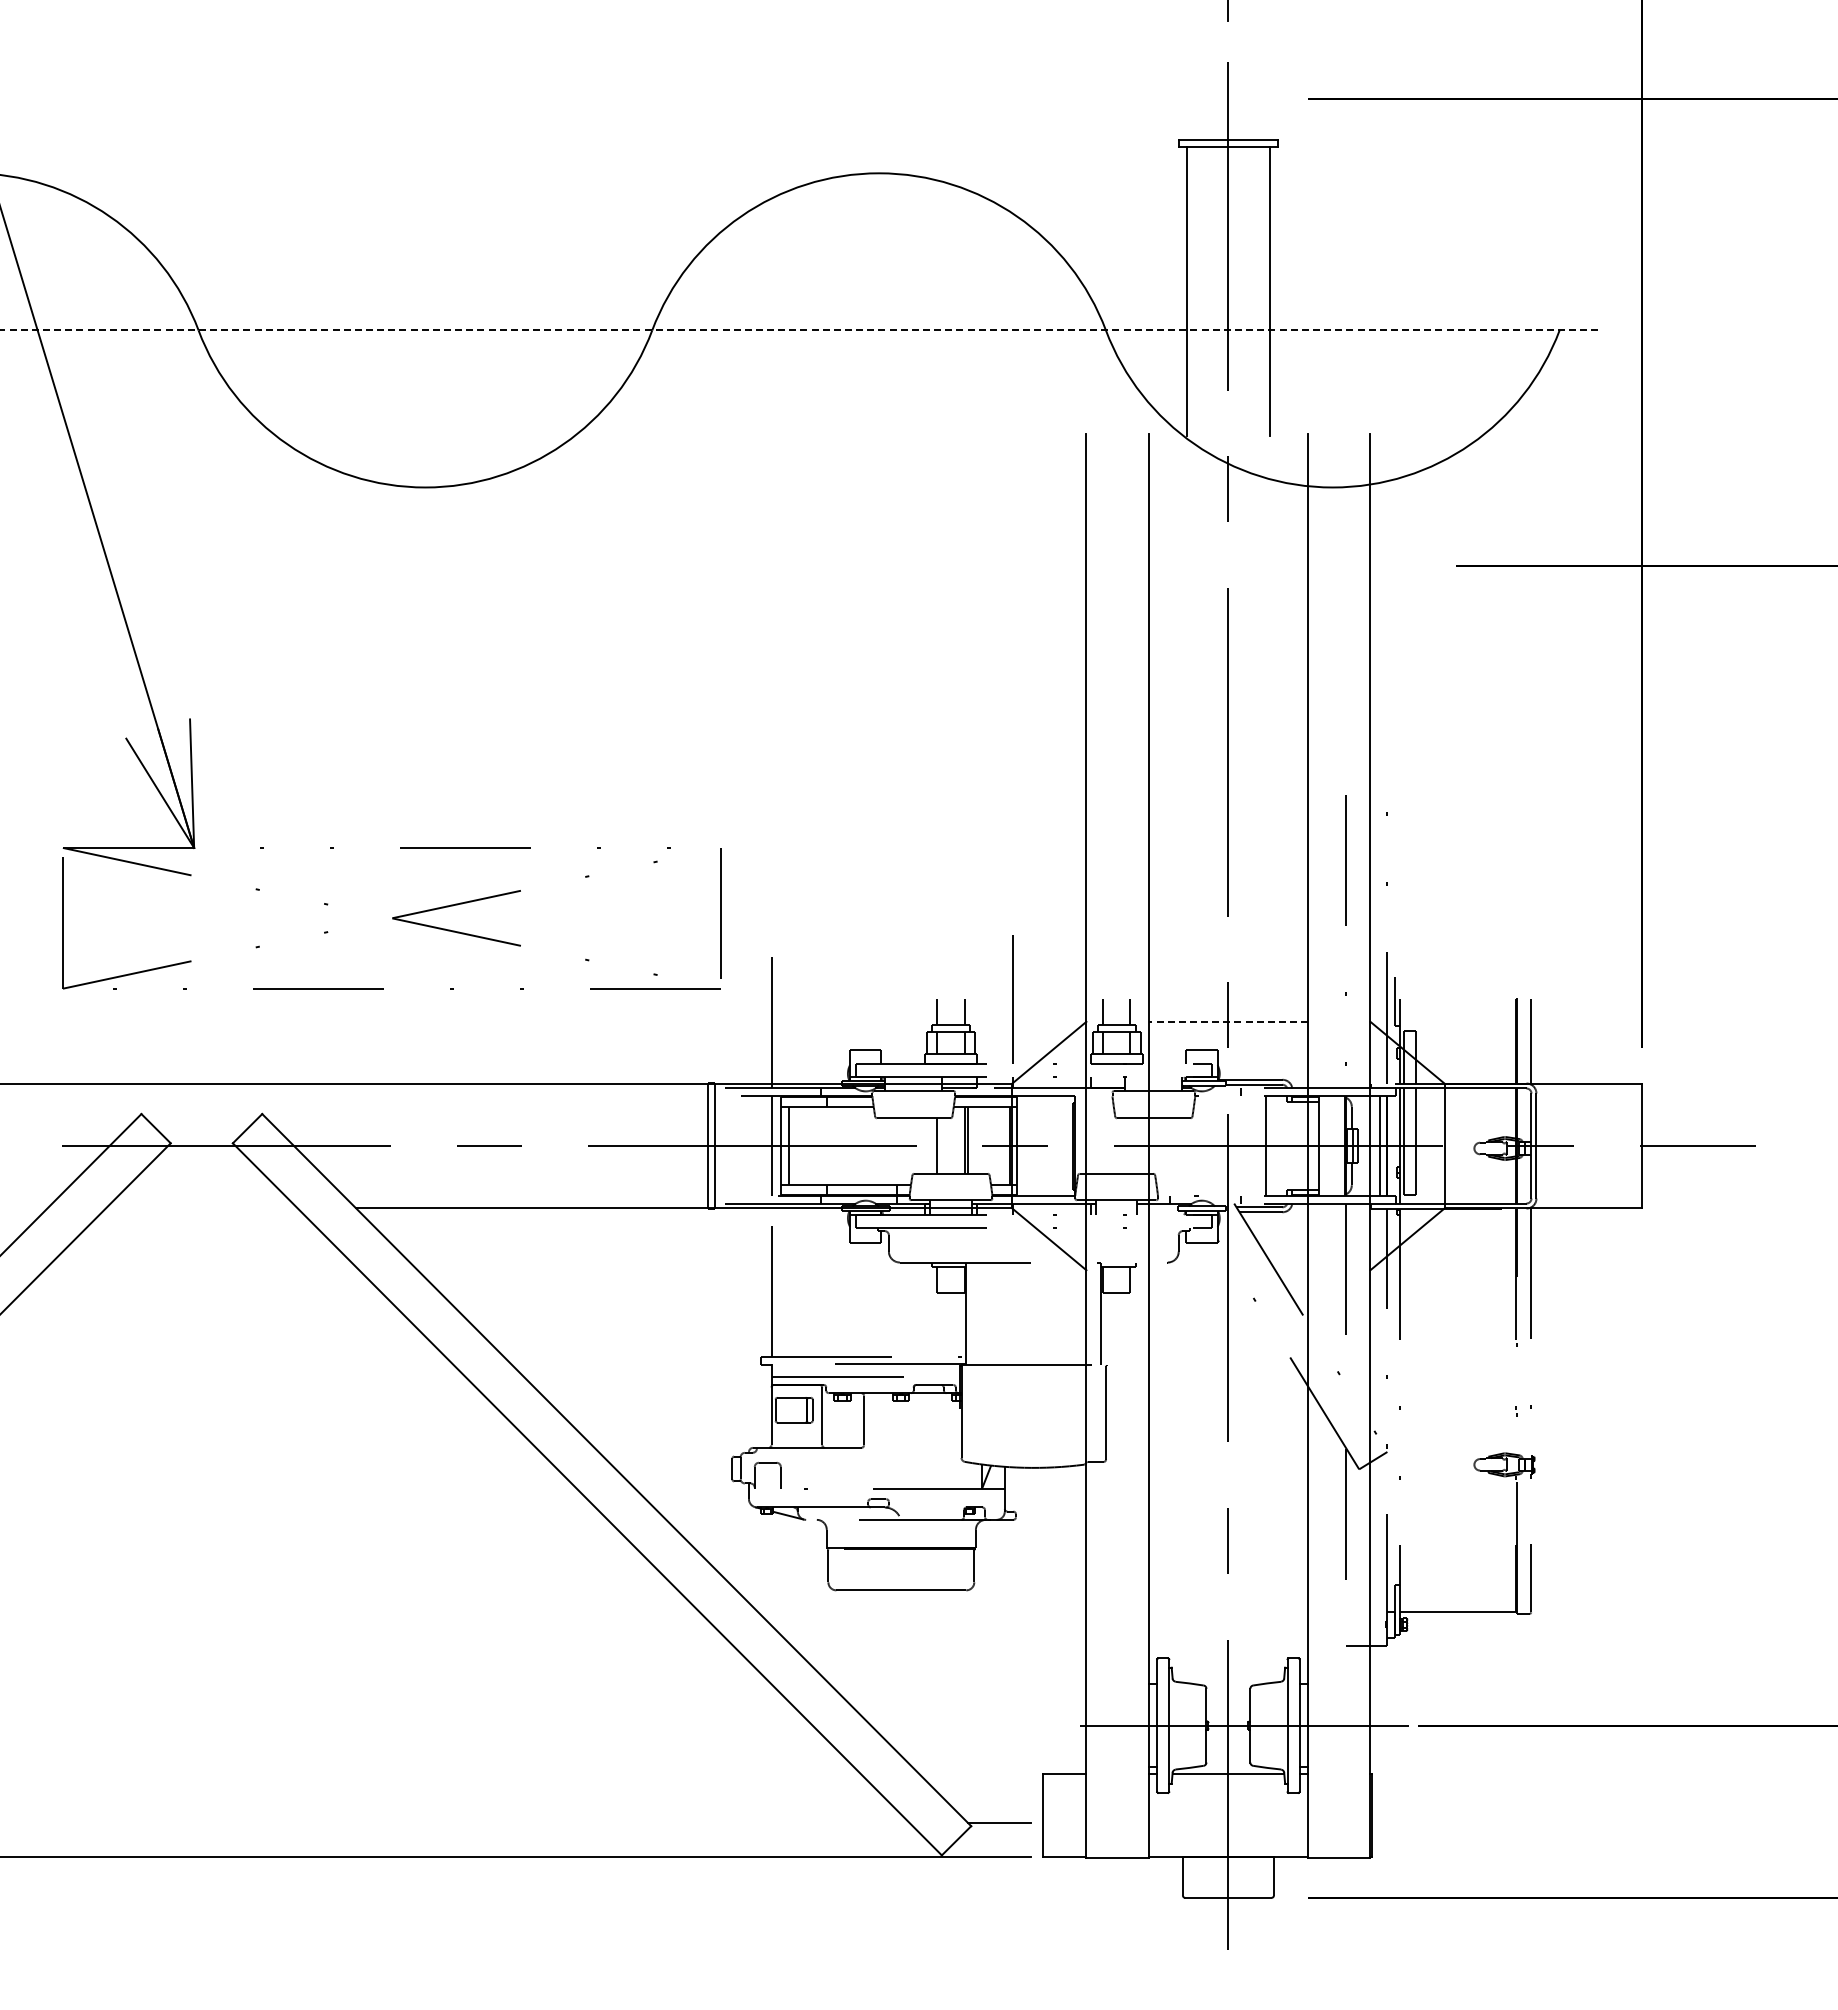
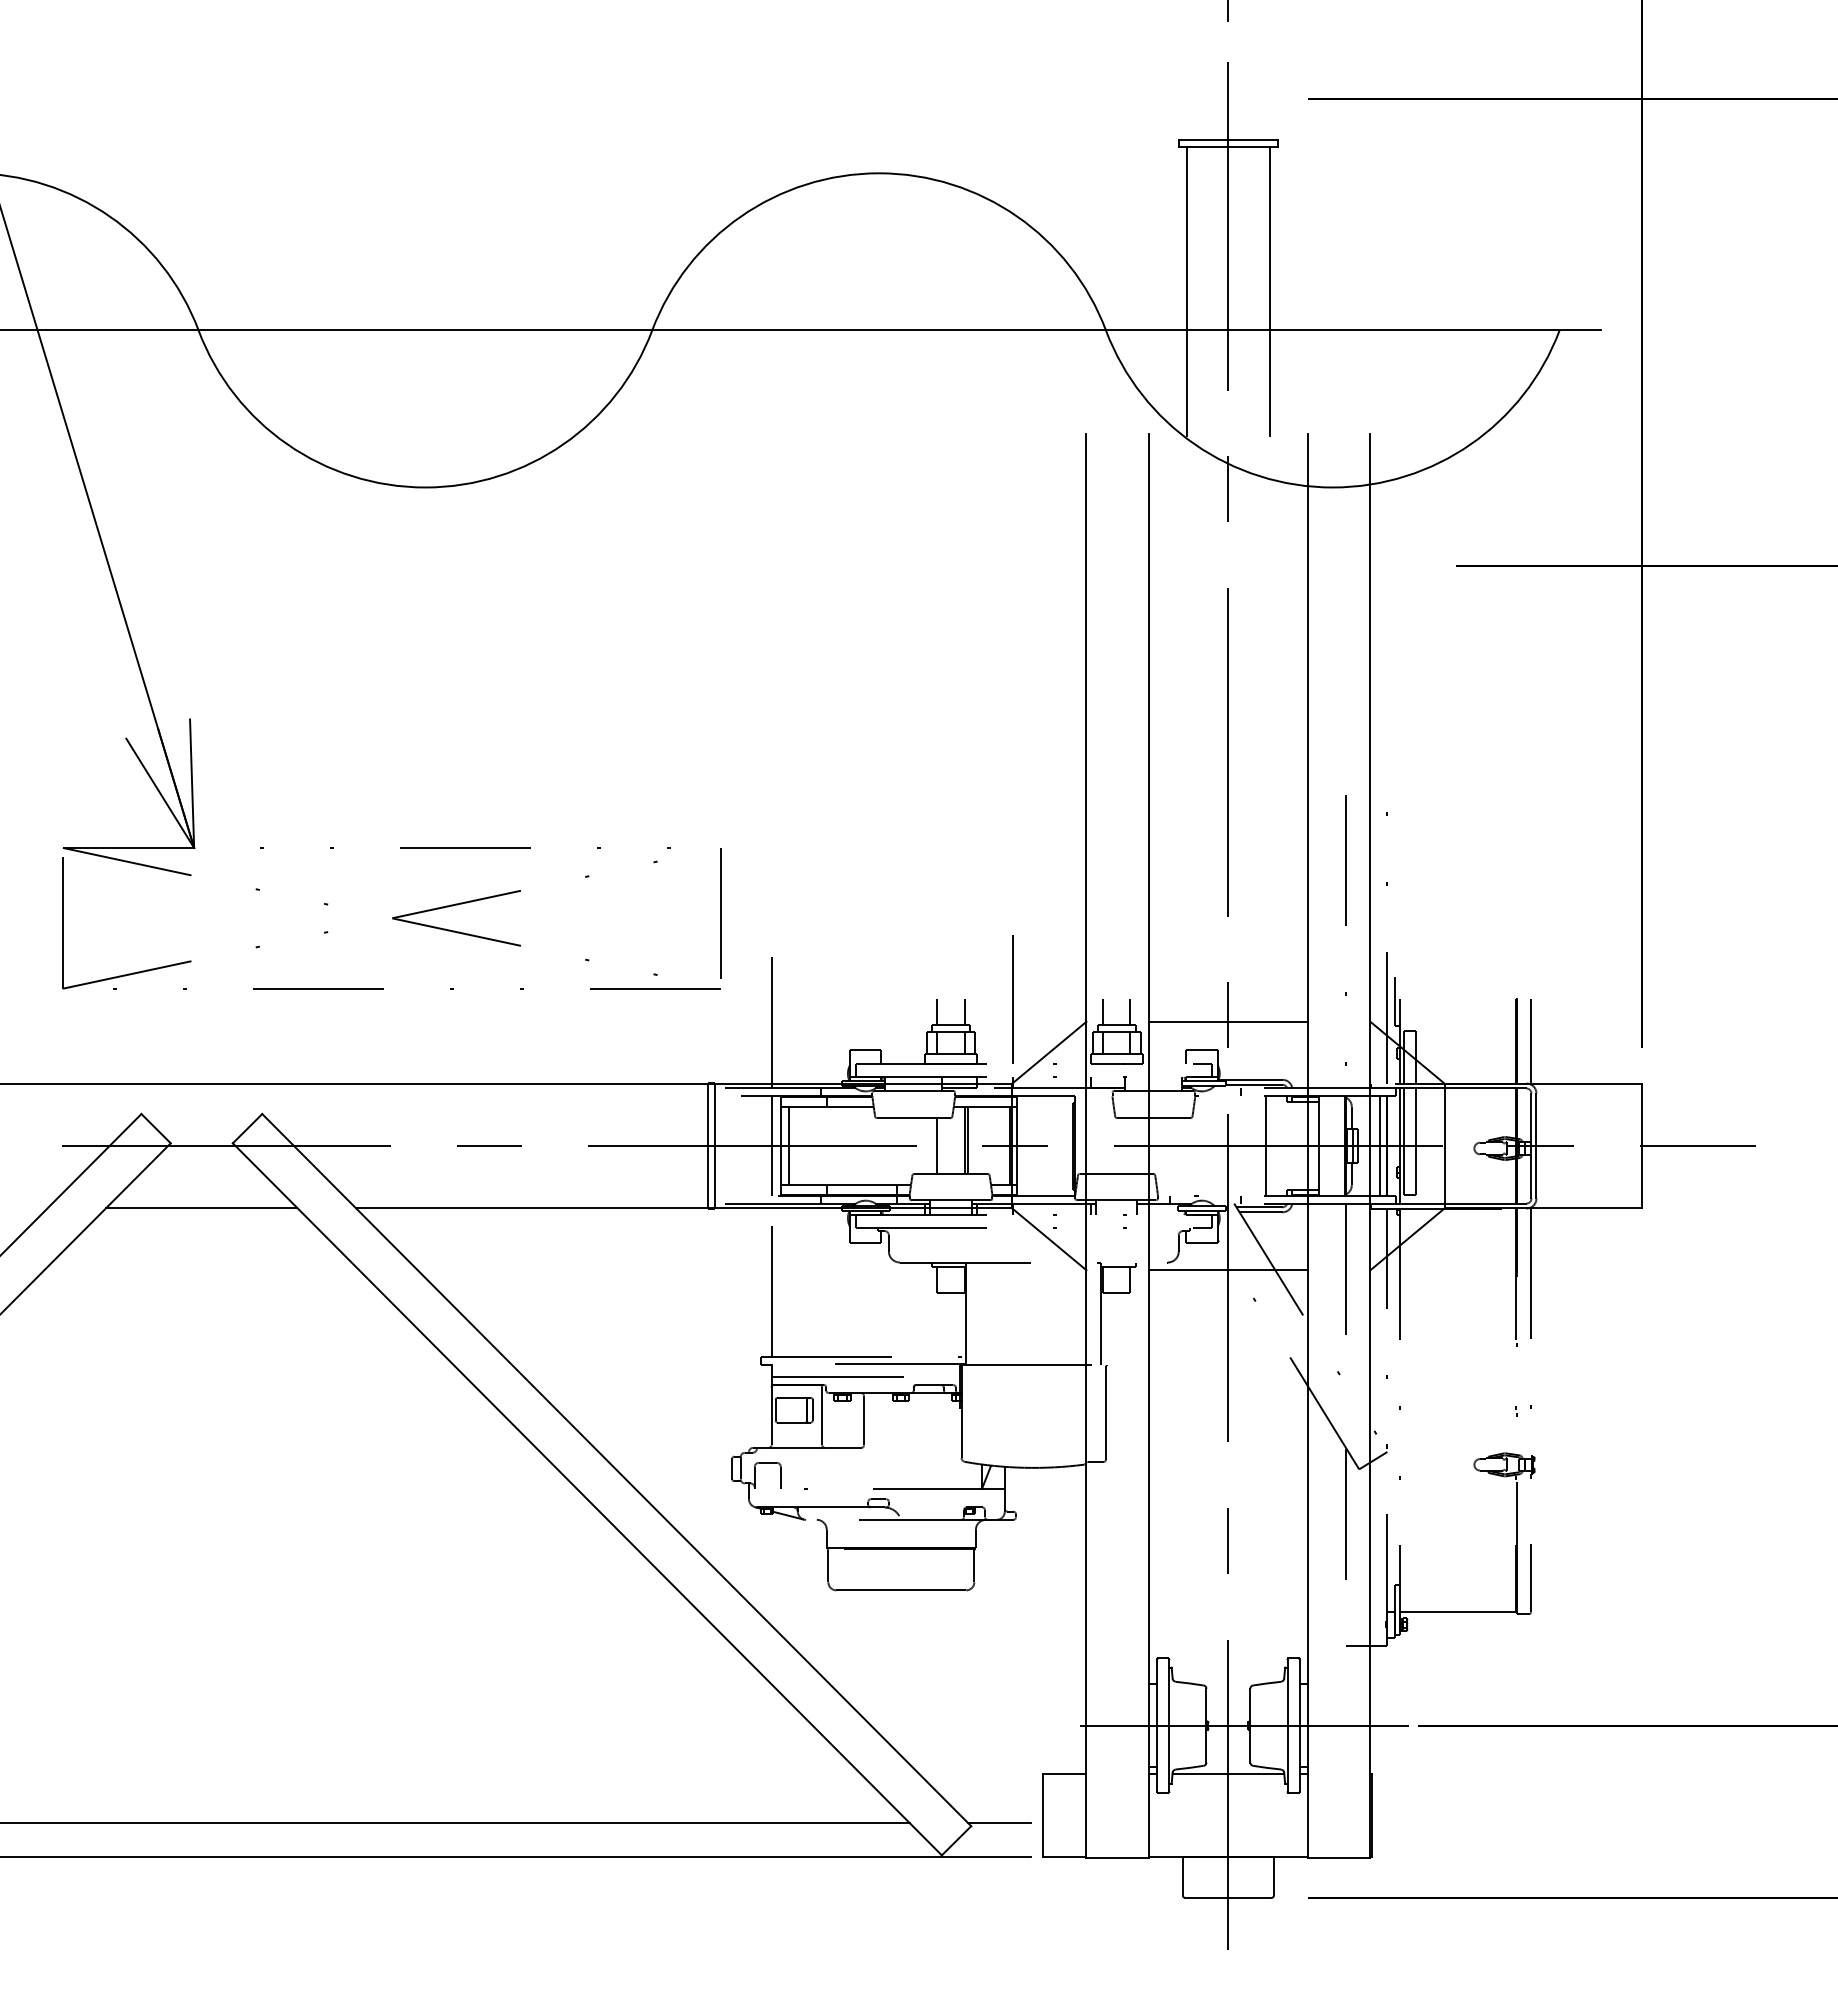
line: dashed -> solid (801, 330)
line: dashed -> solid (1228, 1021)
line: none -> present (201, 1208)
line: none -> present (1228, 1270)
line: none -> present (456, 1823)
